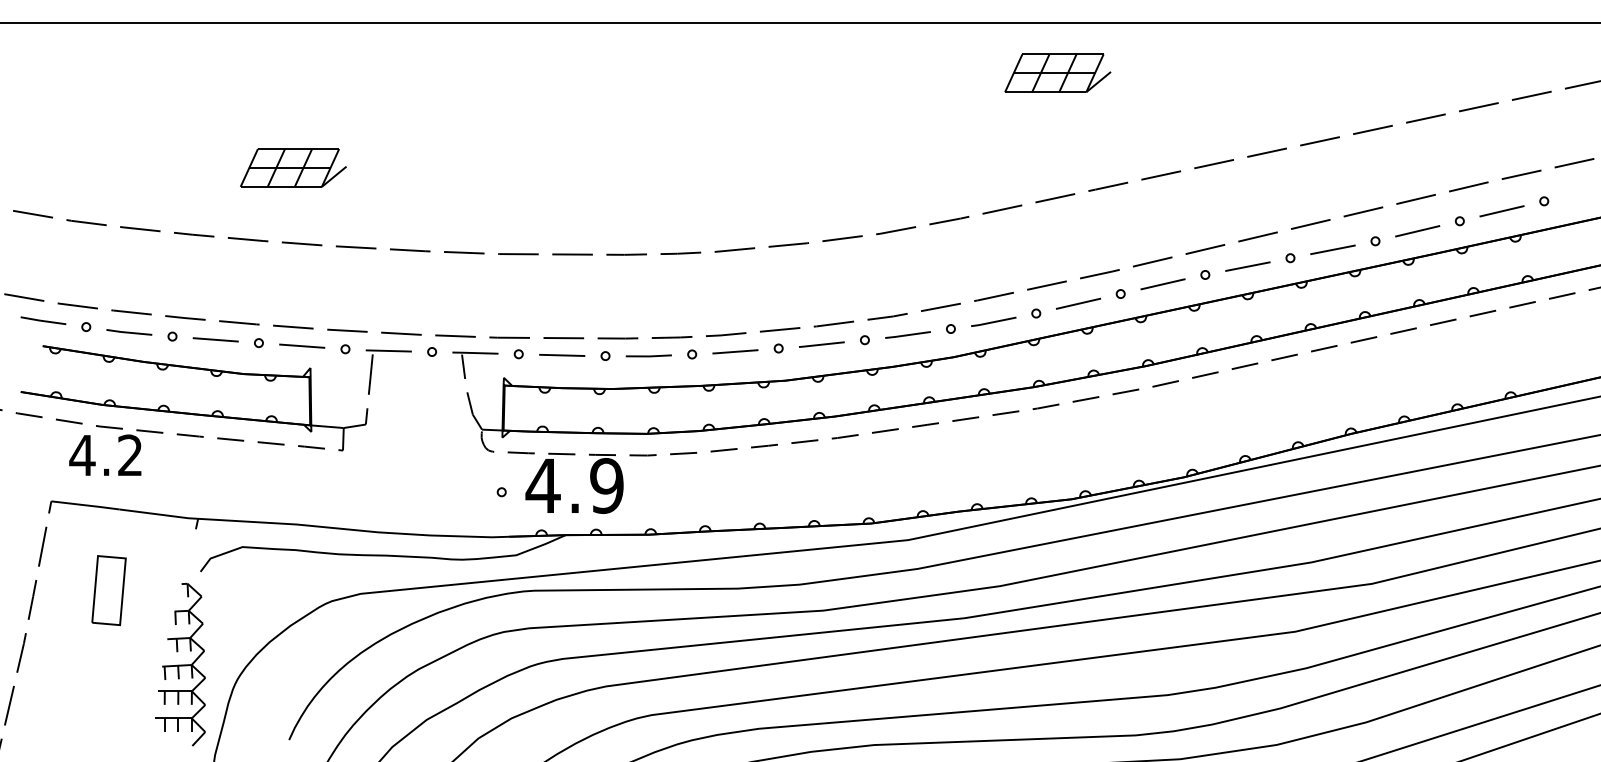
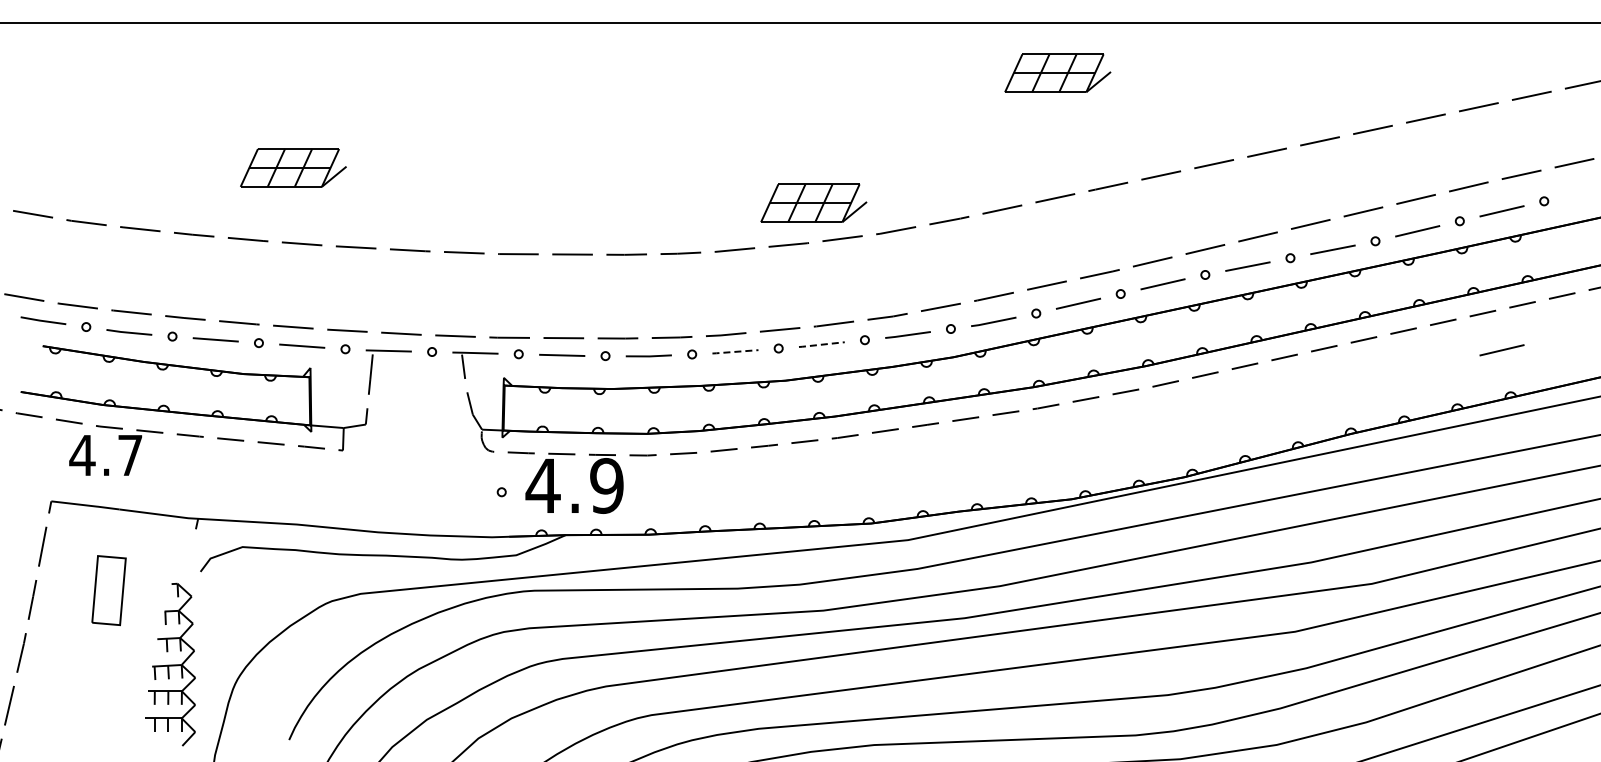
part: none -> present (813, 202)
line: solid -> dashed (820, 344)
line: none -> present (1501, 350)
line: solid -> dashed (734, 351)
text: 4.2 -> 4.7 (130, 454)
part position: (180, 664) -> (170, 664) (170, 664)
